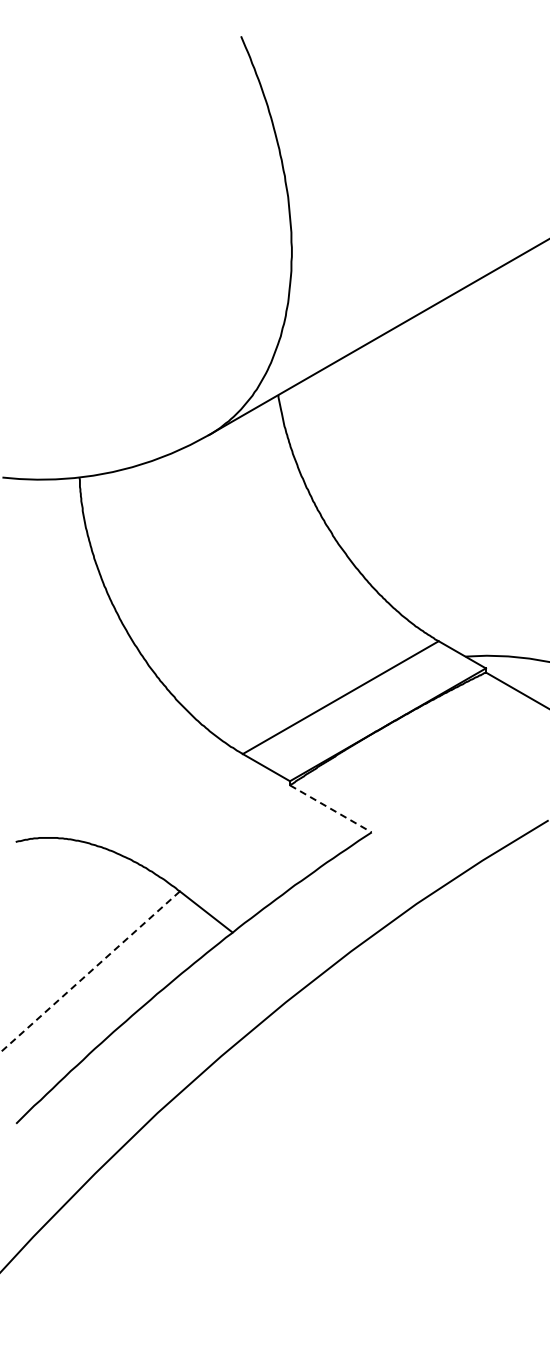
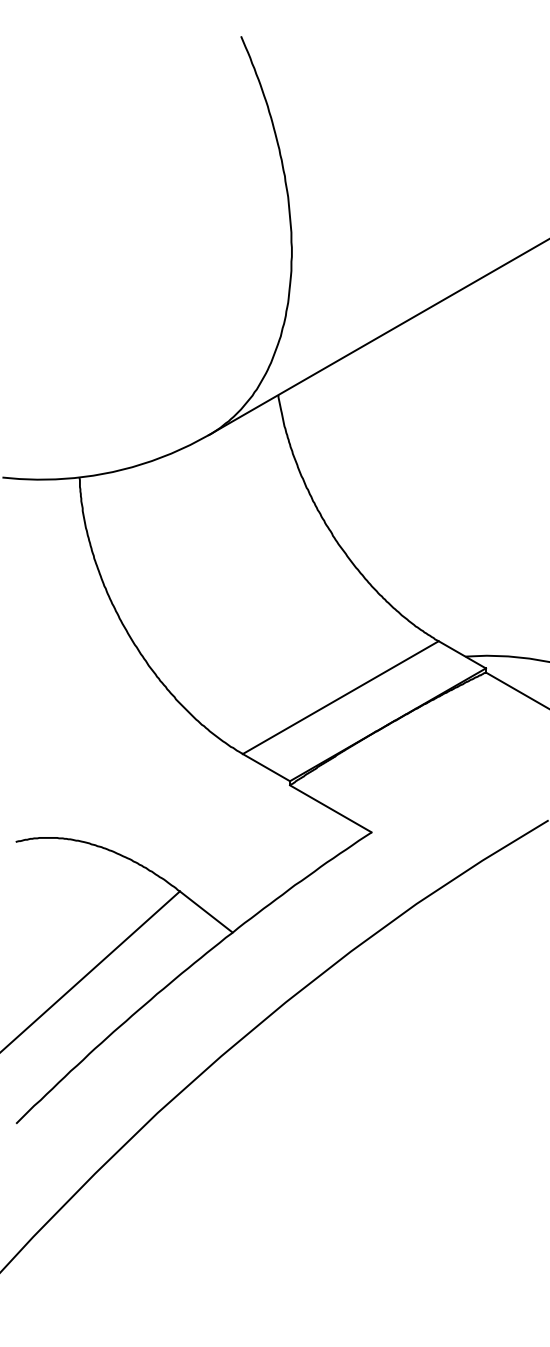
line: dashed -> solid (331, 809)
line: dashed -> solid (90, 972)
